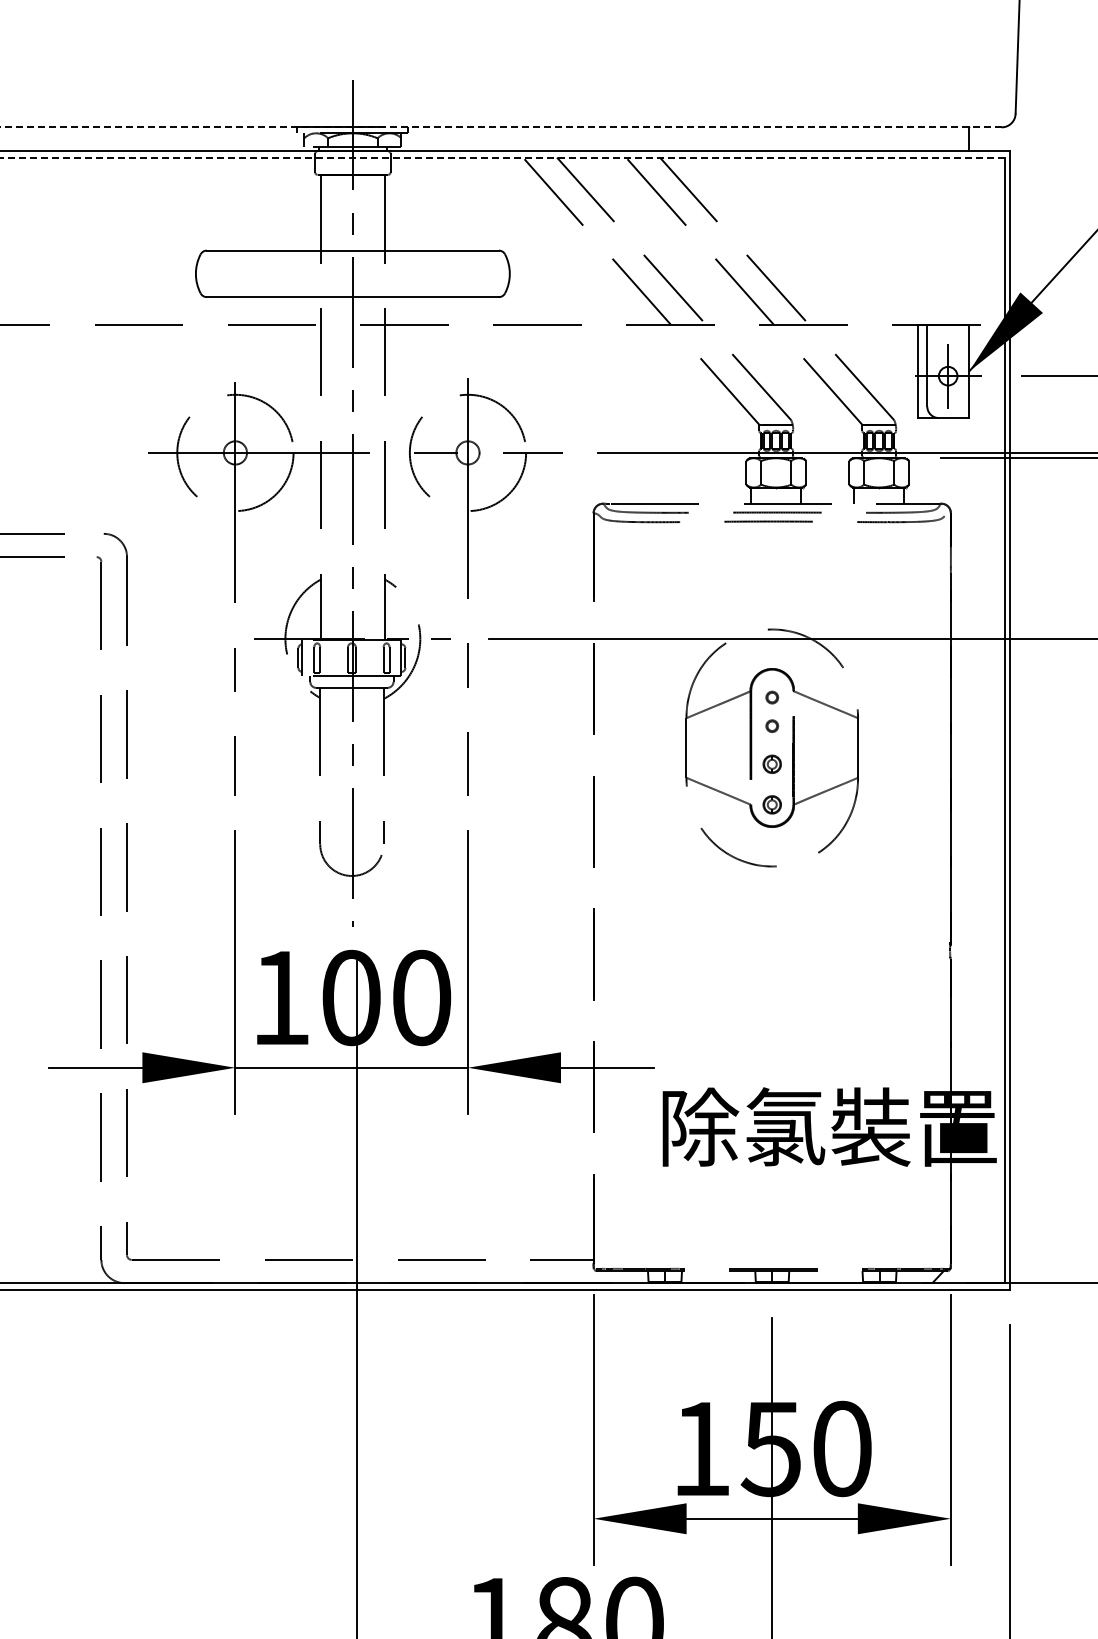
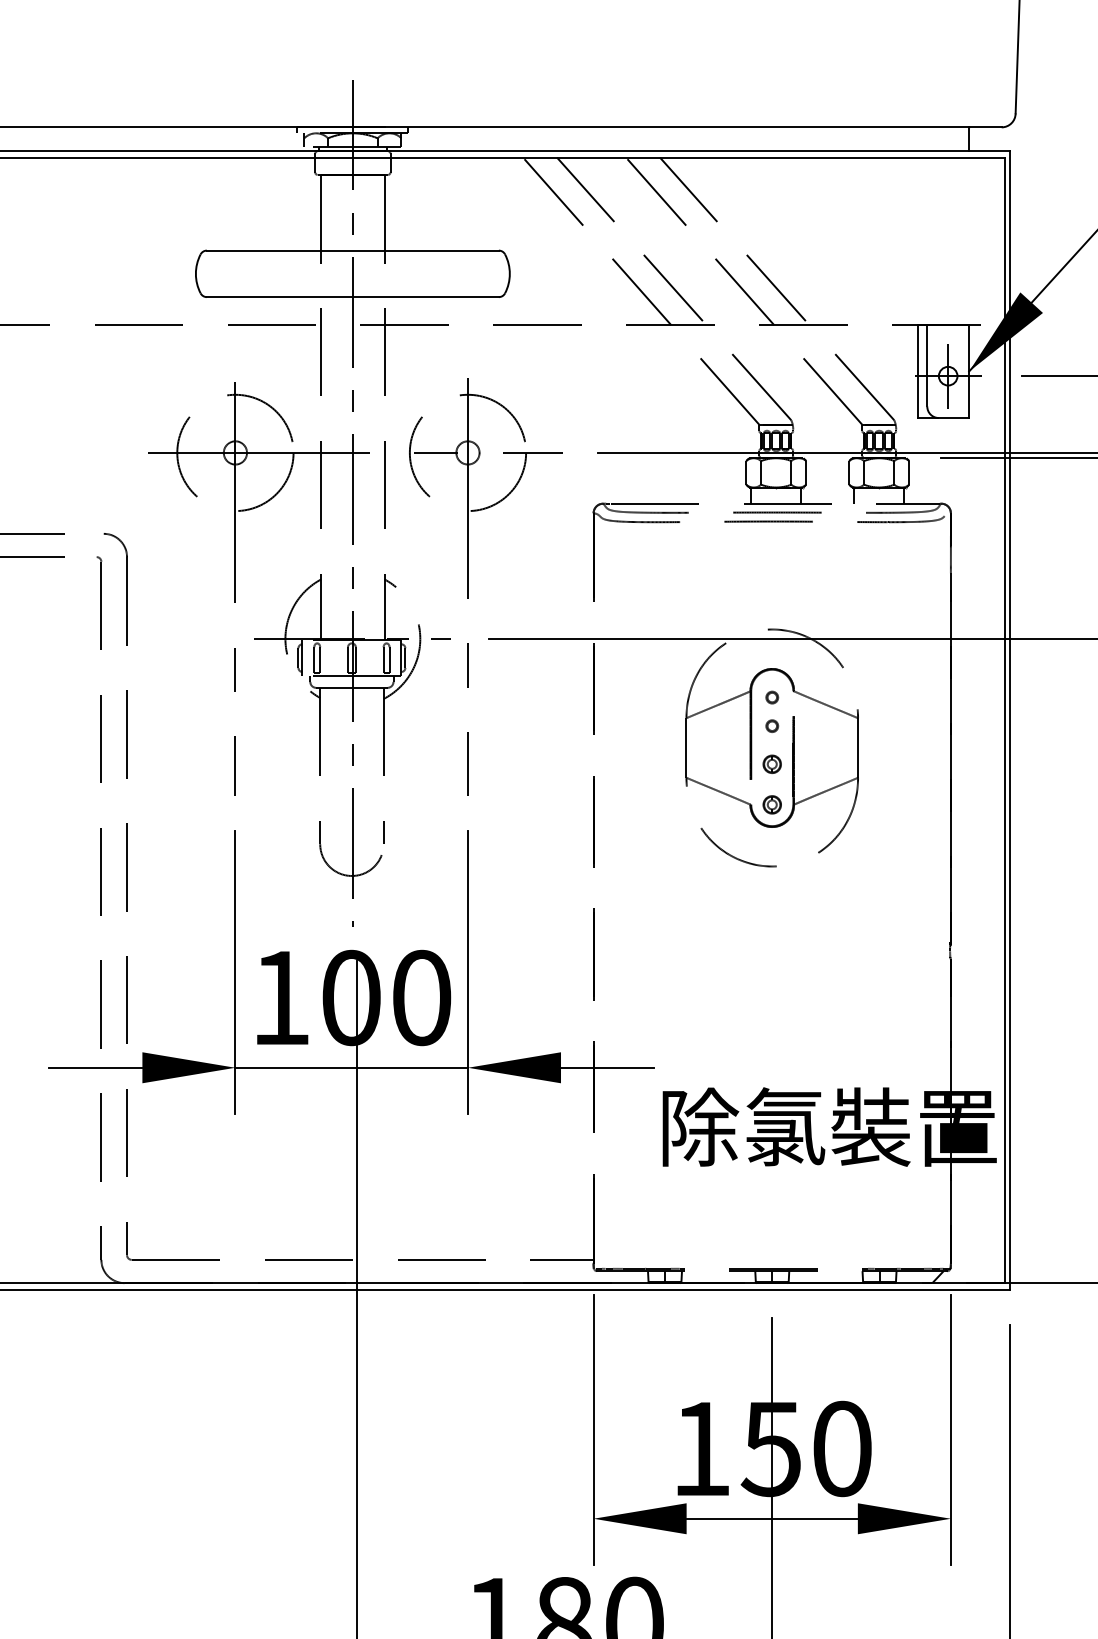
line: dashed -> solid (500, 127)
line: dashed -> solid (502, 157)
